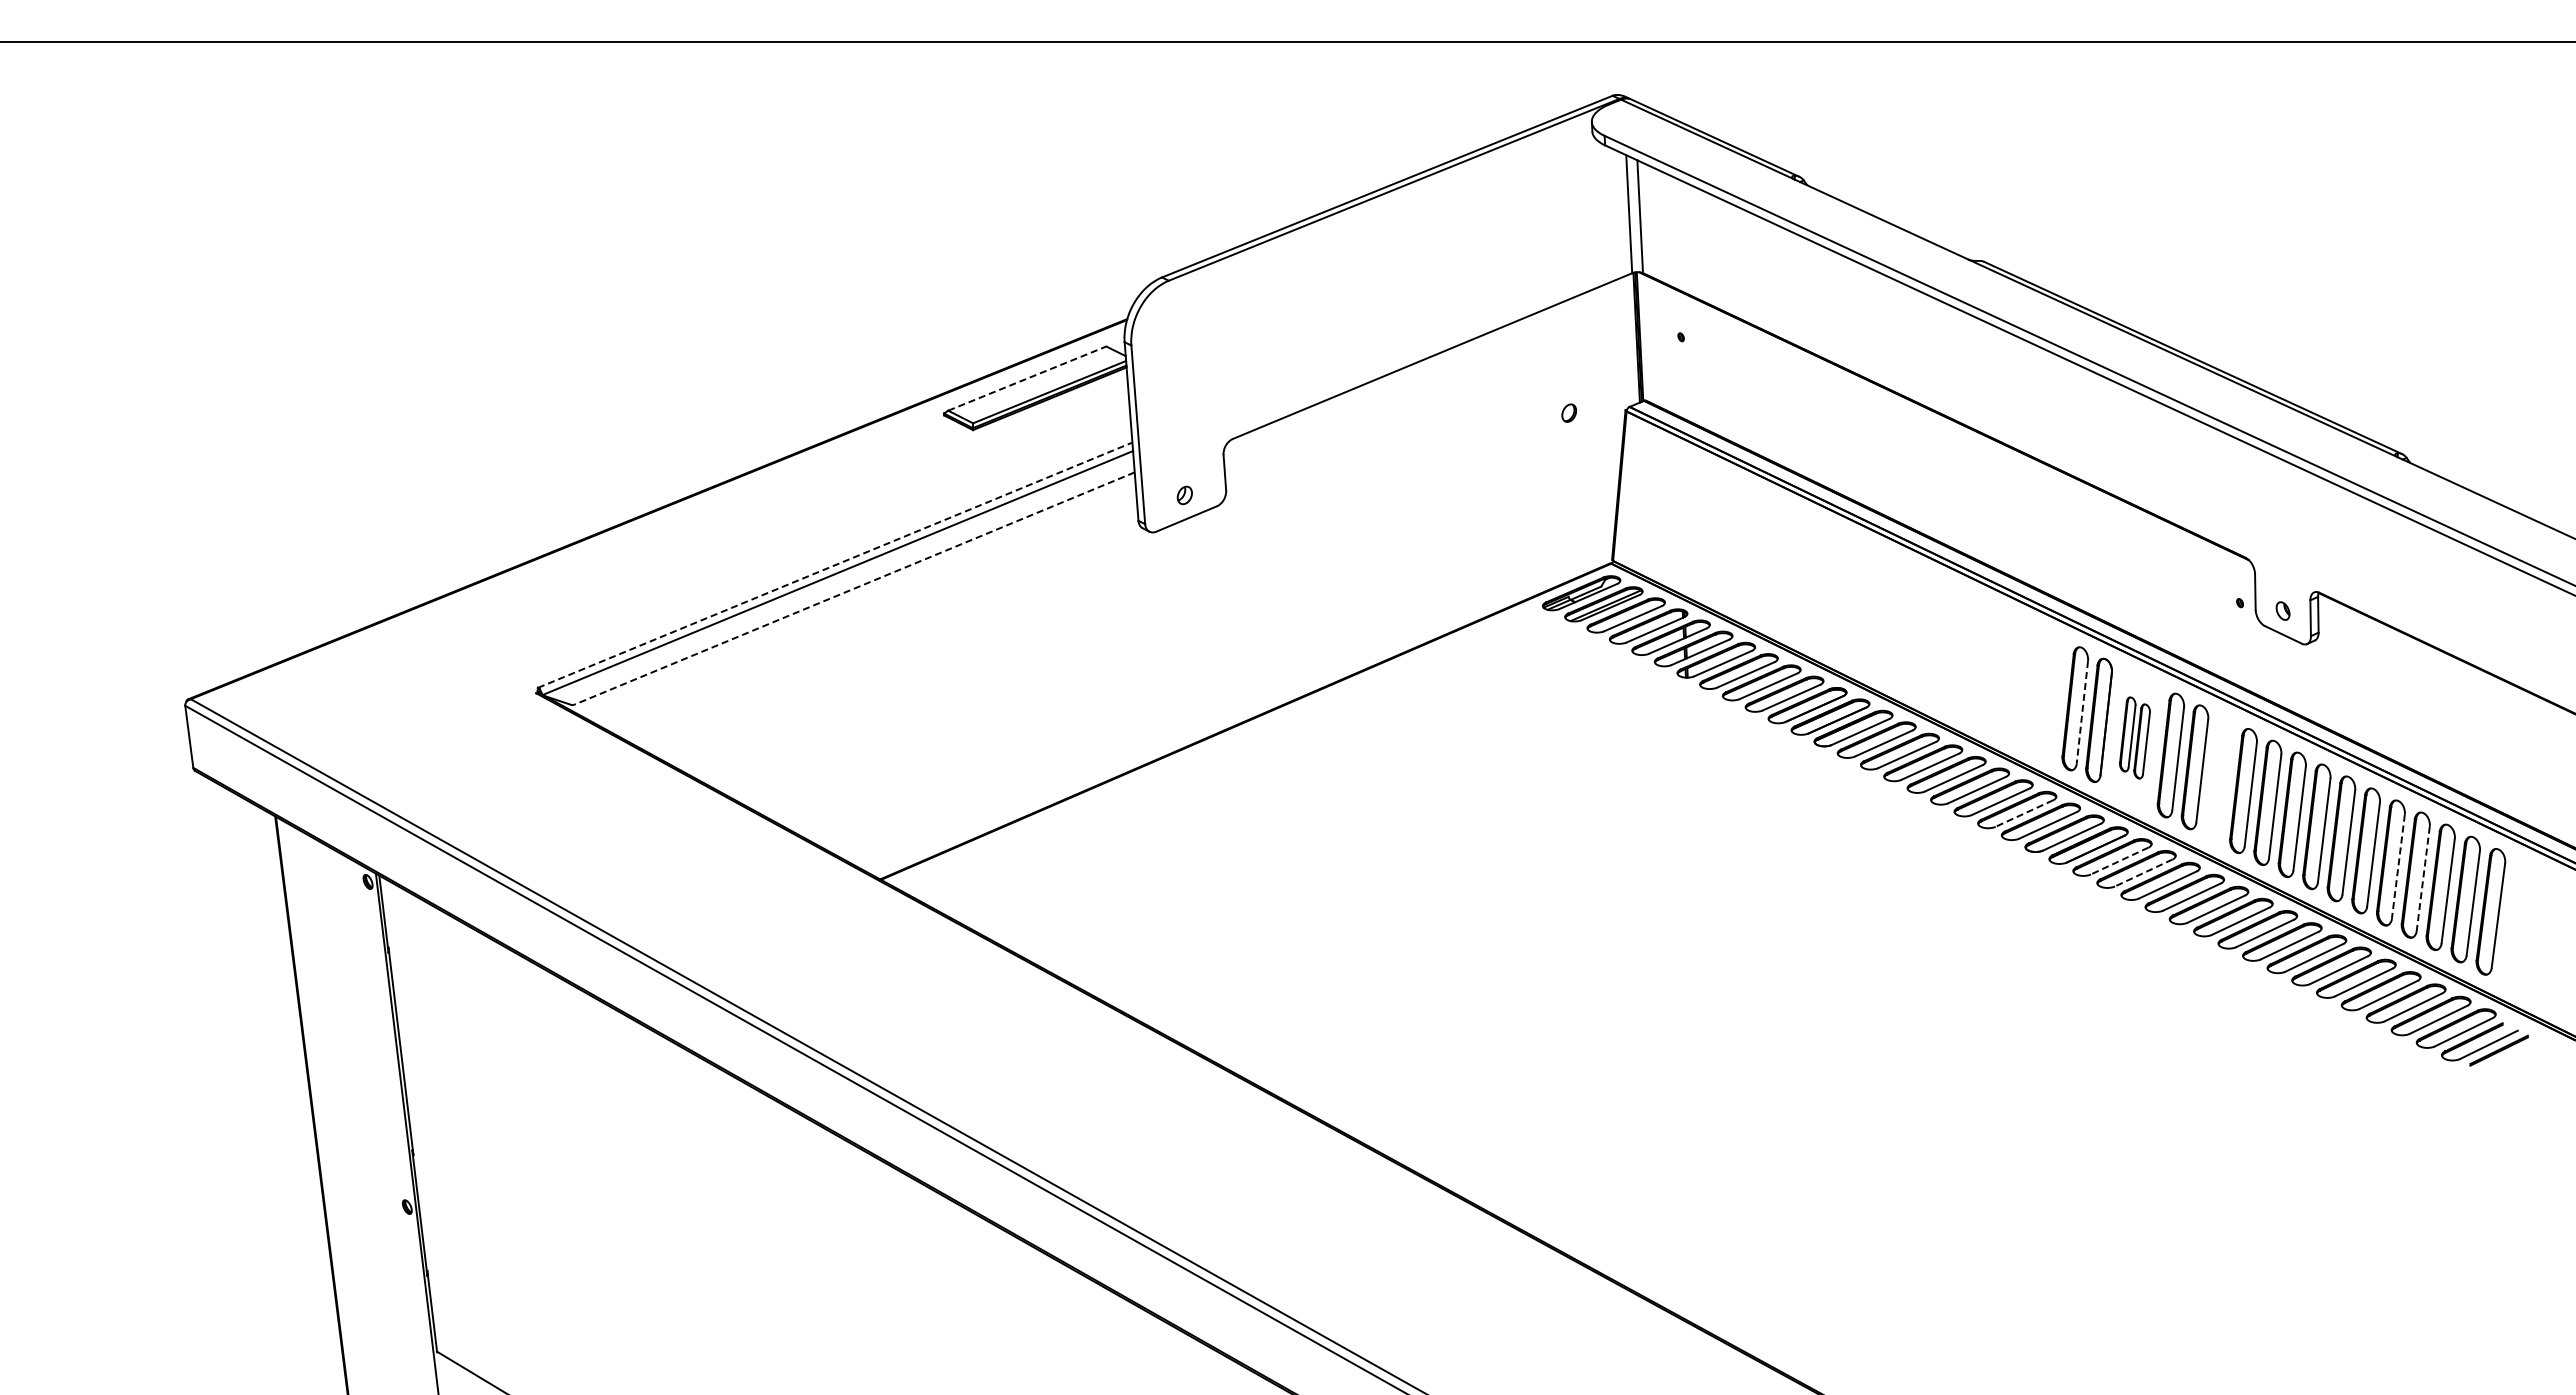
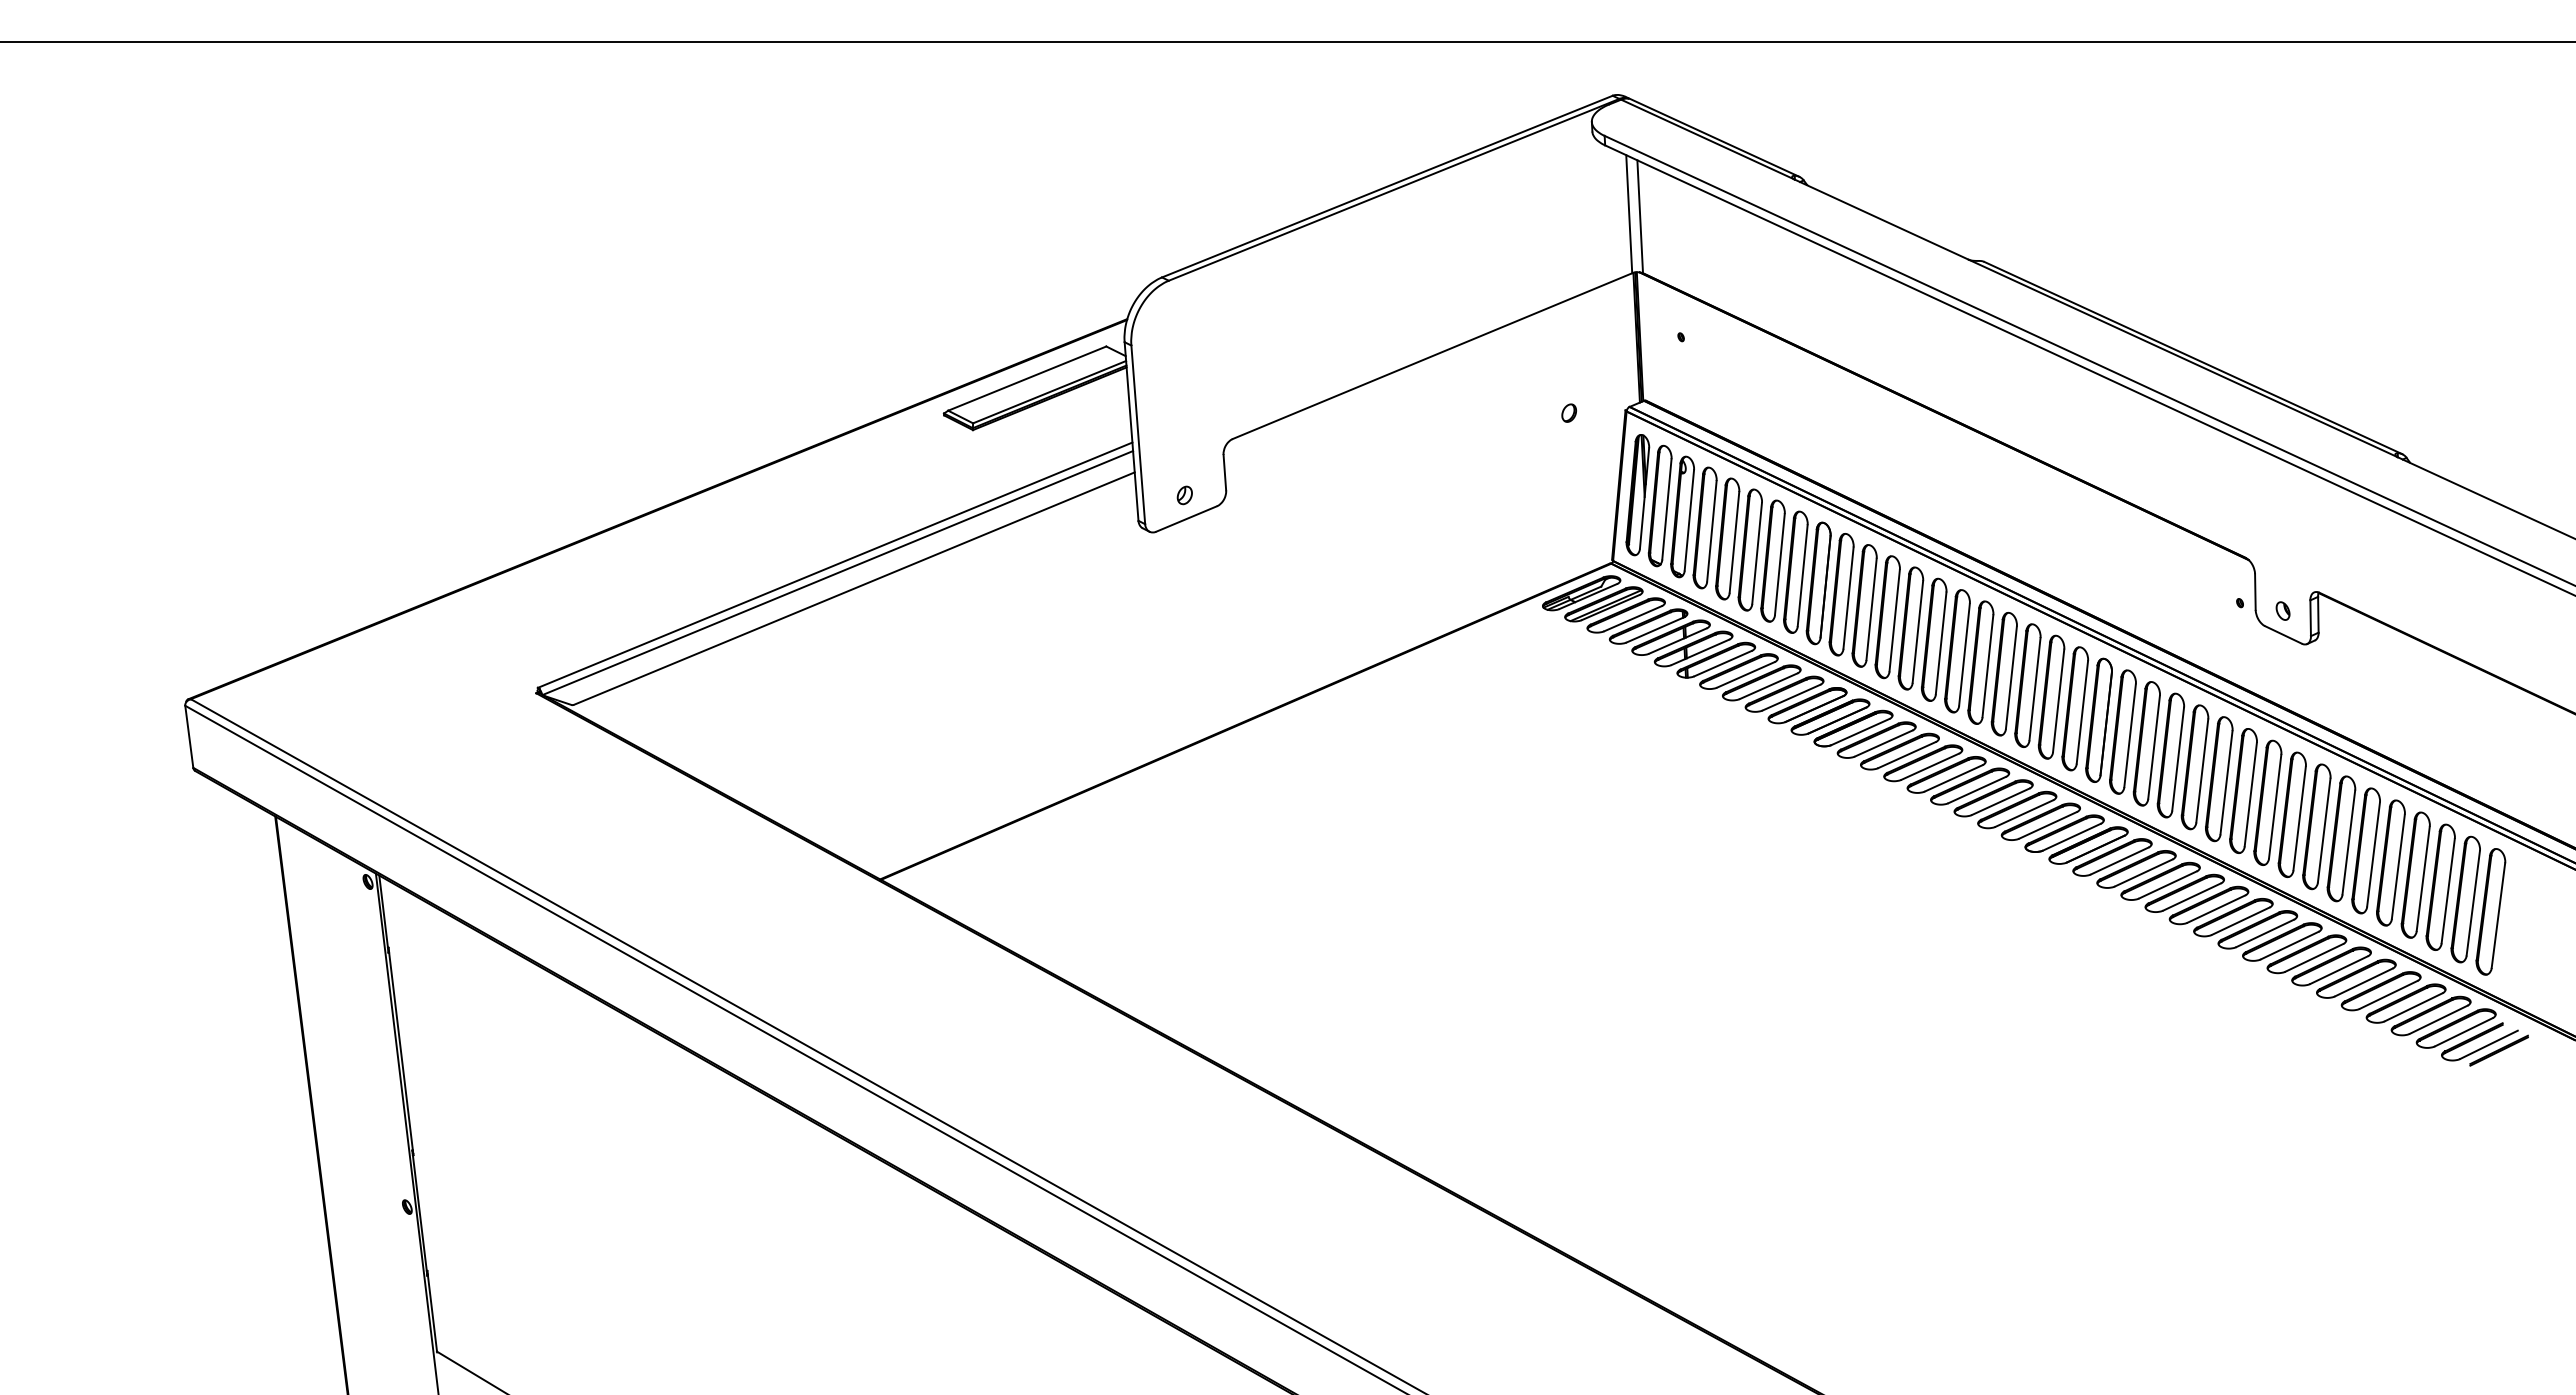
line: dashed -> solid (1027, 378)
line: dashed -> solid (835, 565)
line: dashed -> solid (853, 588)
part: none -> present (1845, 596)
line: dashed -> solid (2082, 712)
part size: 32x84 px -> 52x138 px (2134, 737)
part: none -> present (2219, 779)
line: dashed -> solid (2024, 813)
line: dashed -> solid (2119, 861)
line: dashed -> solid (2398, 867)
line: dashed -> solid (2143, 872)
line: dashed -> solid (2423, 878)
